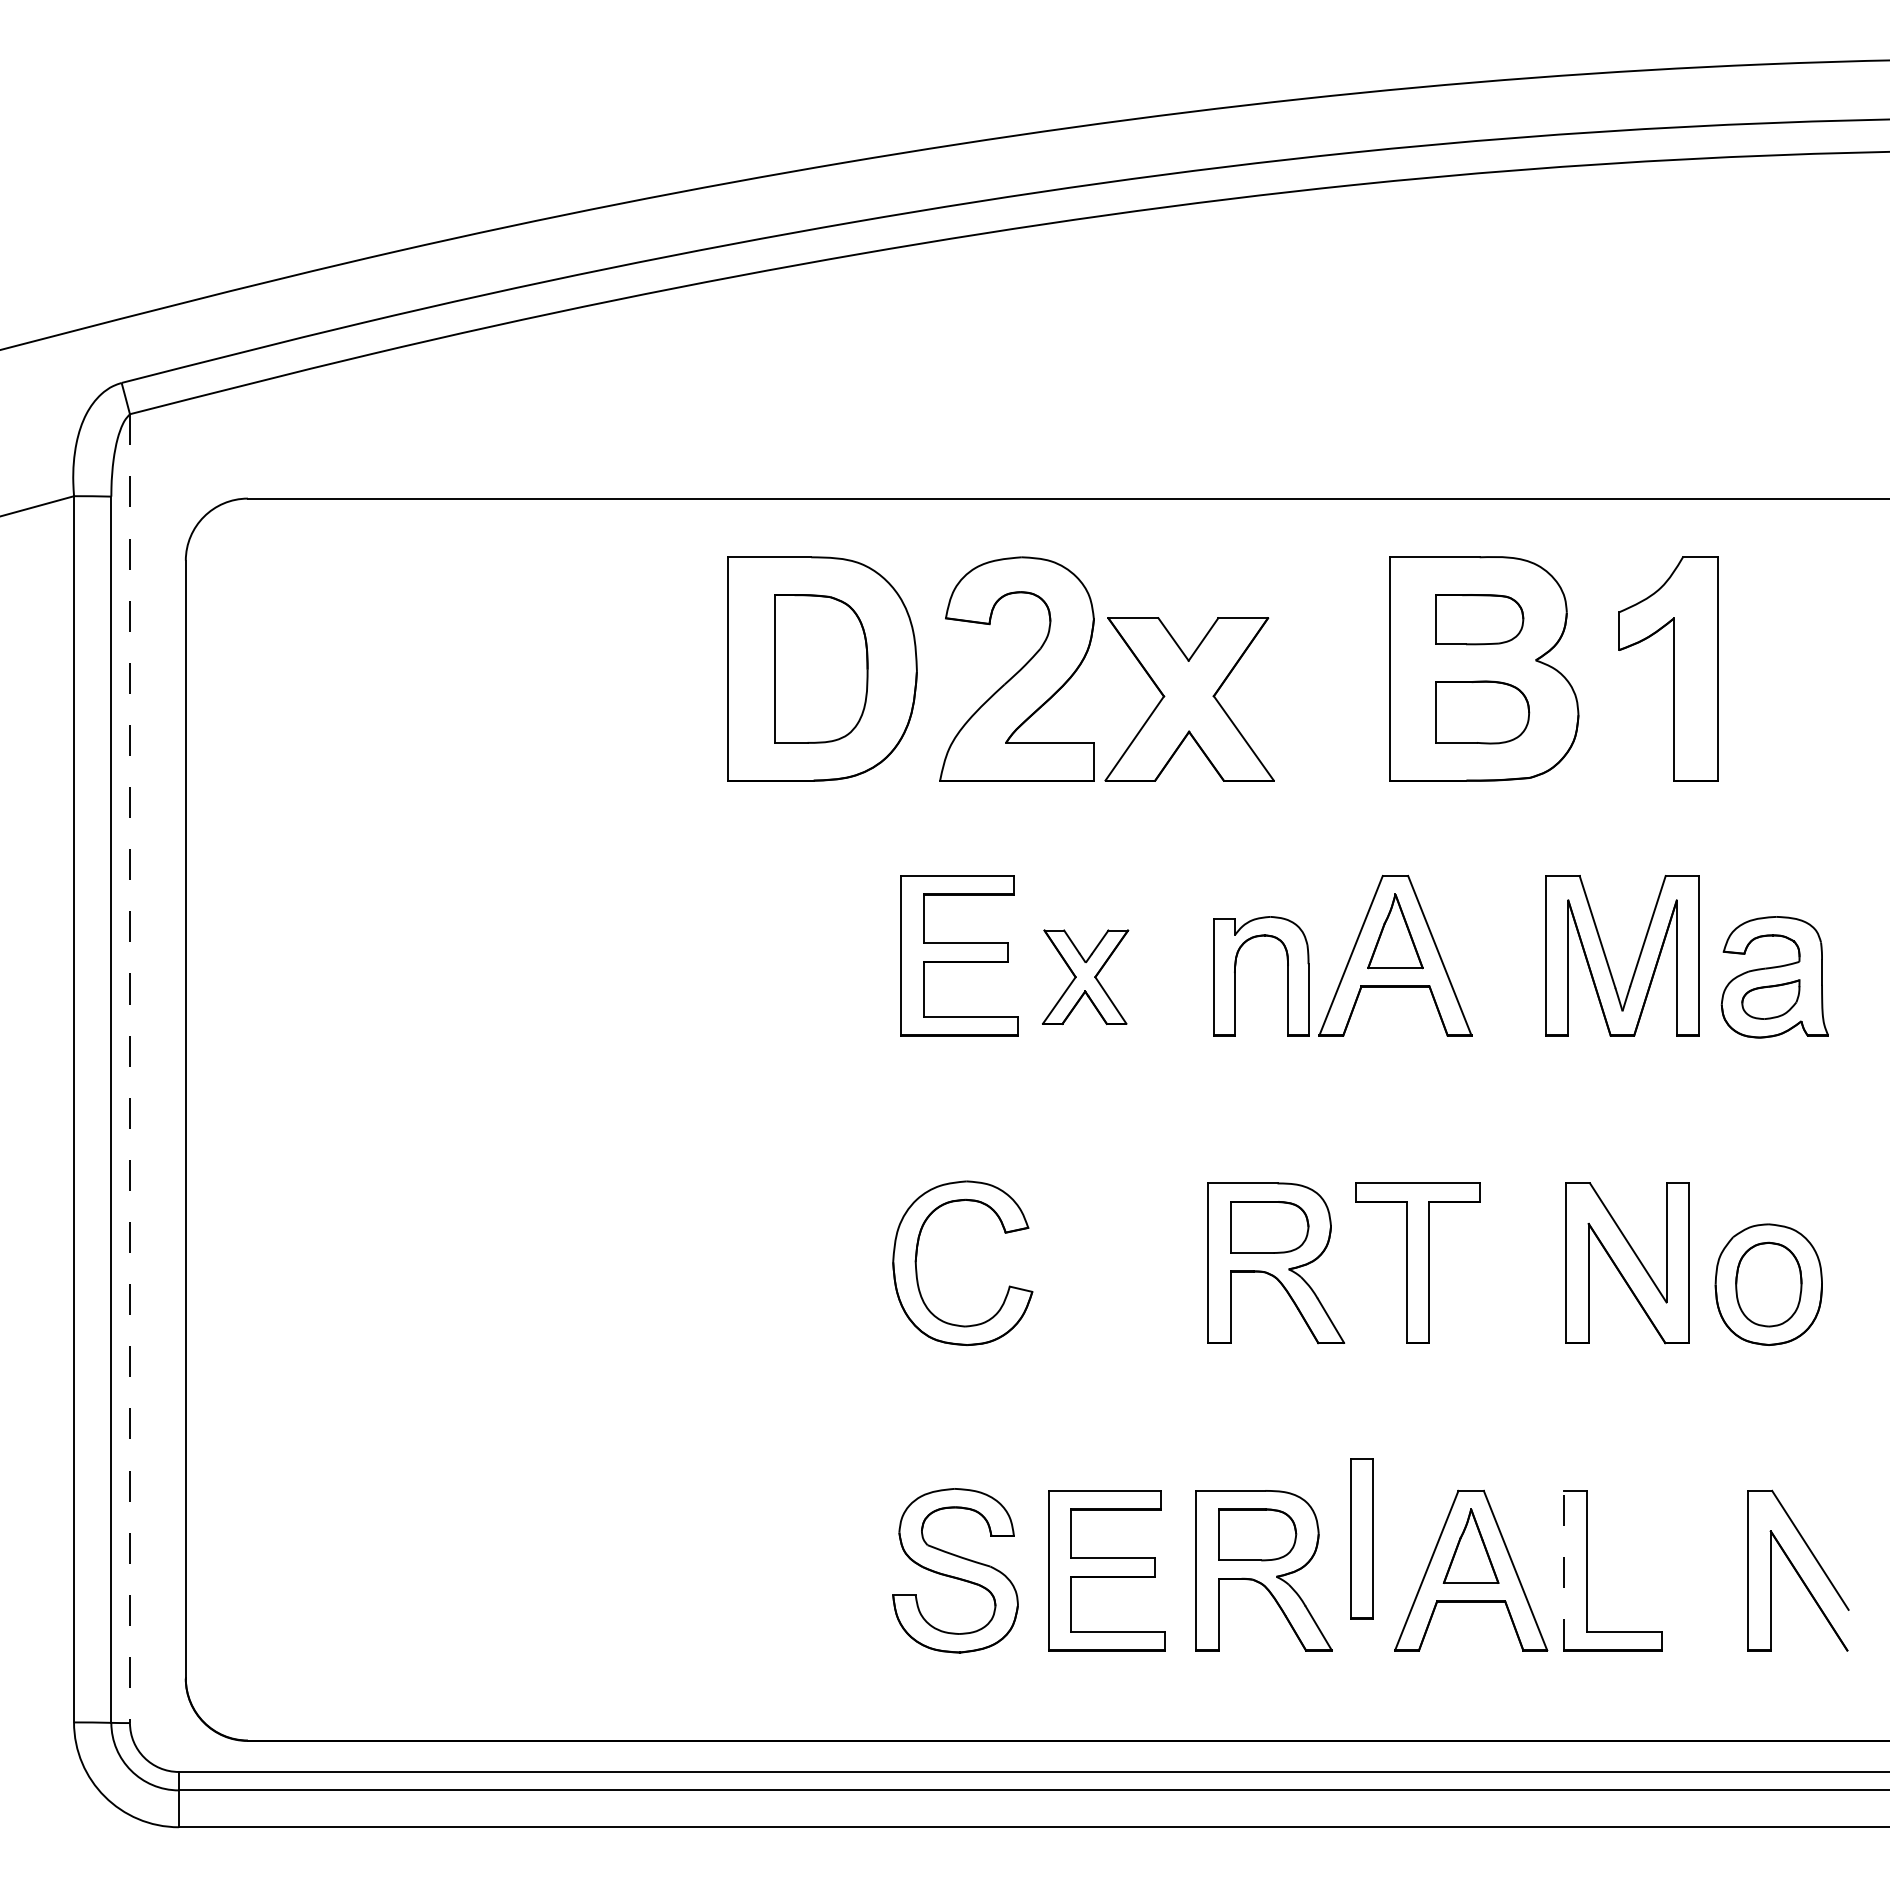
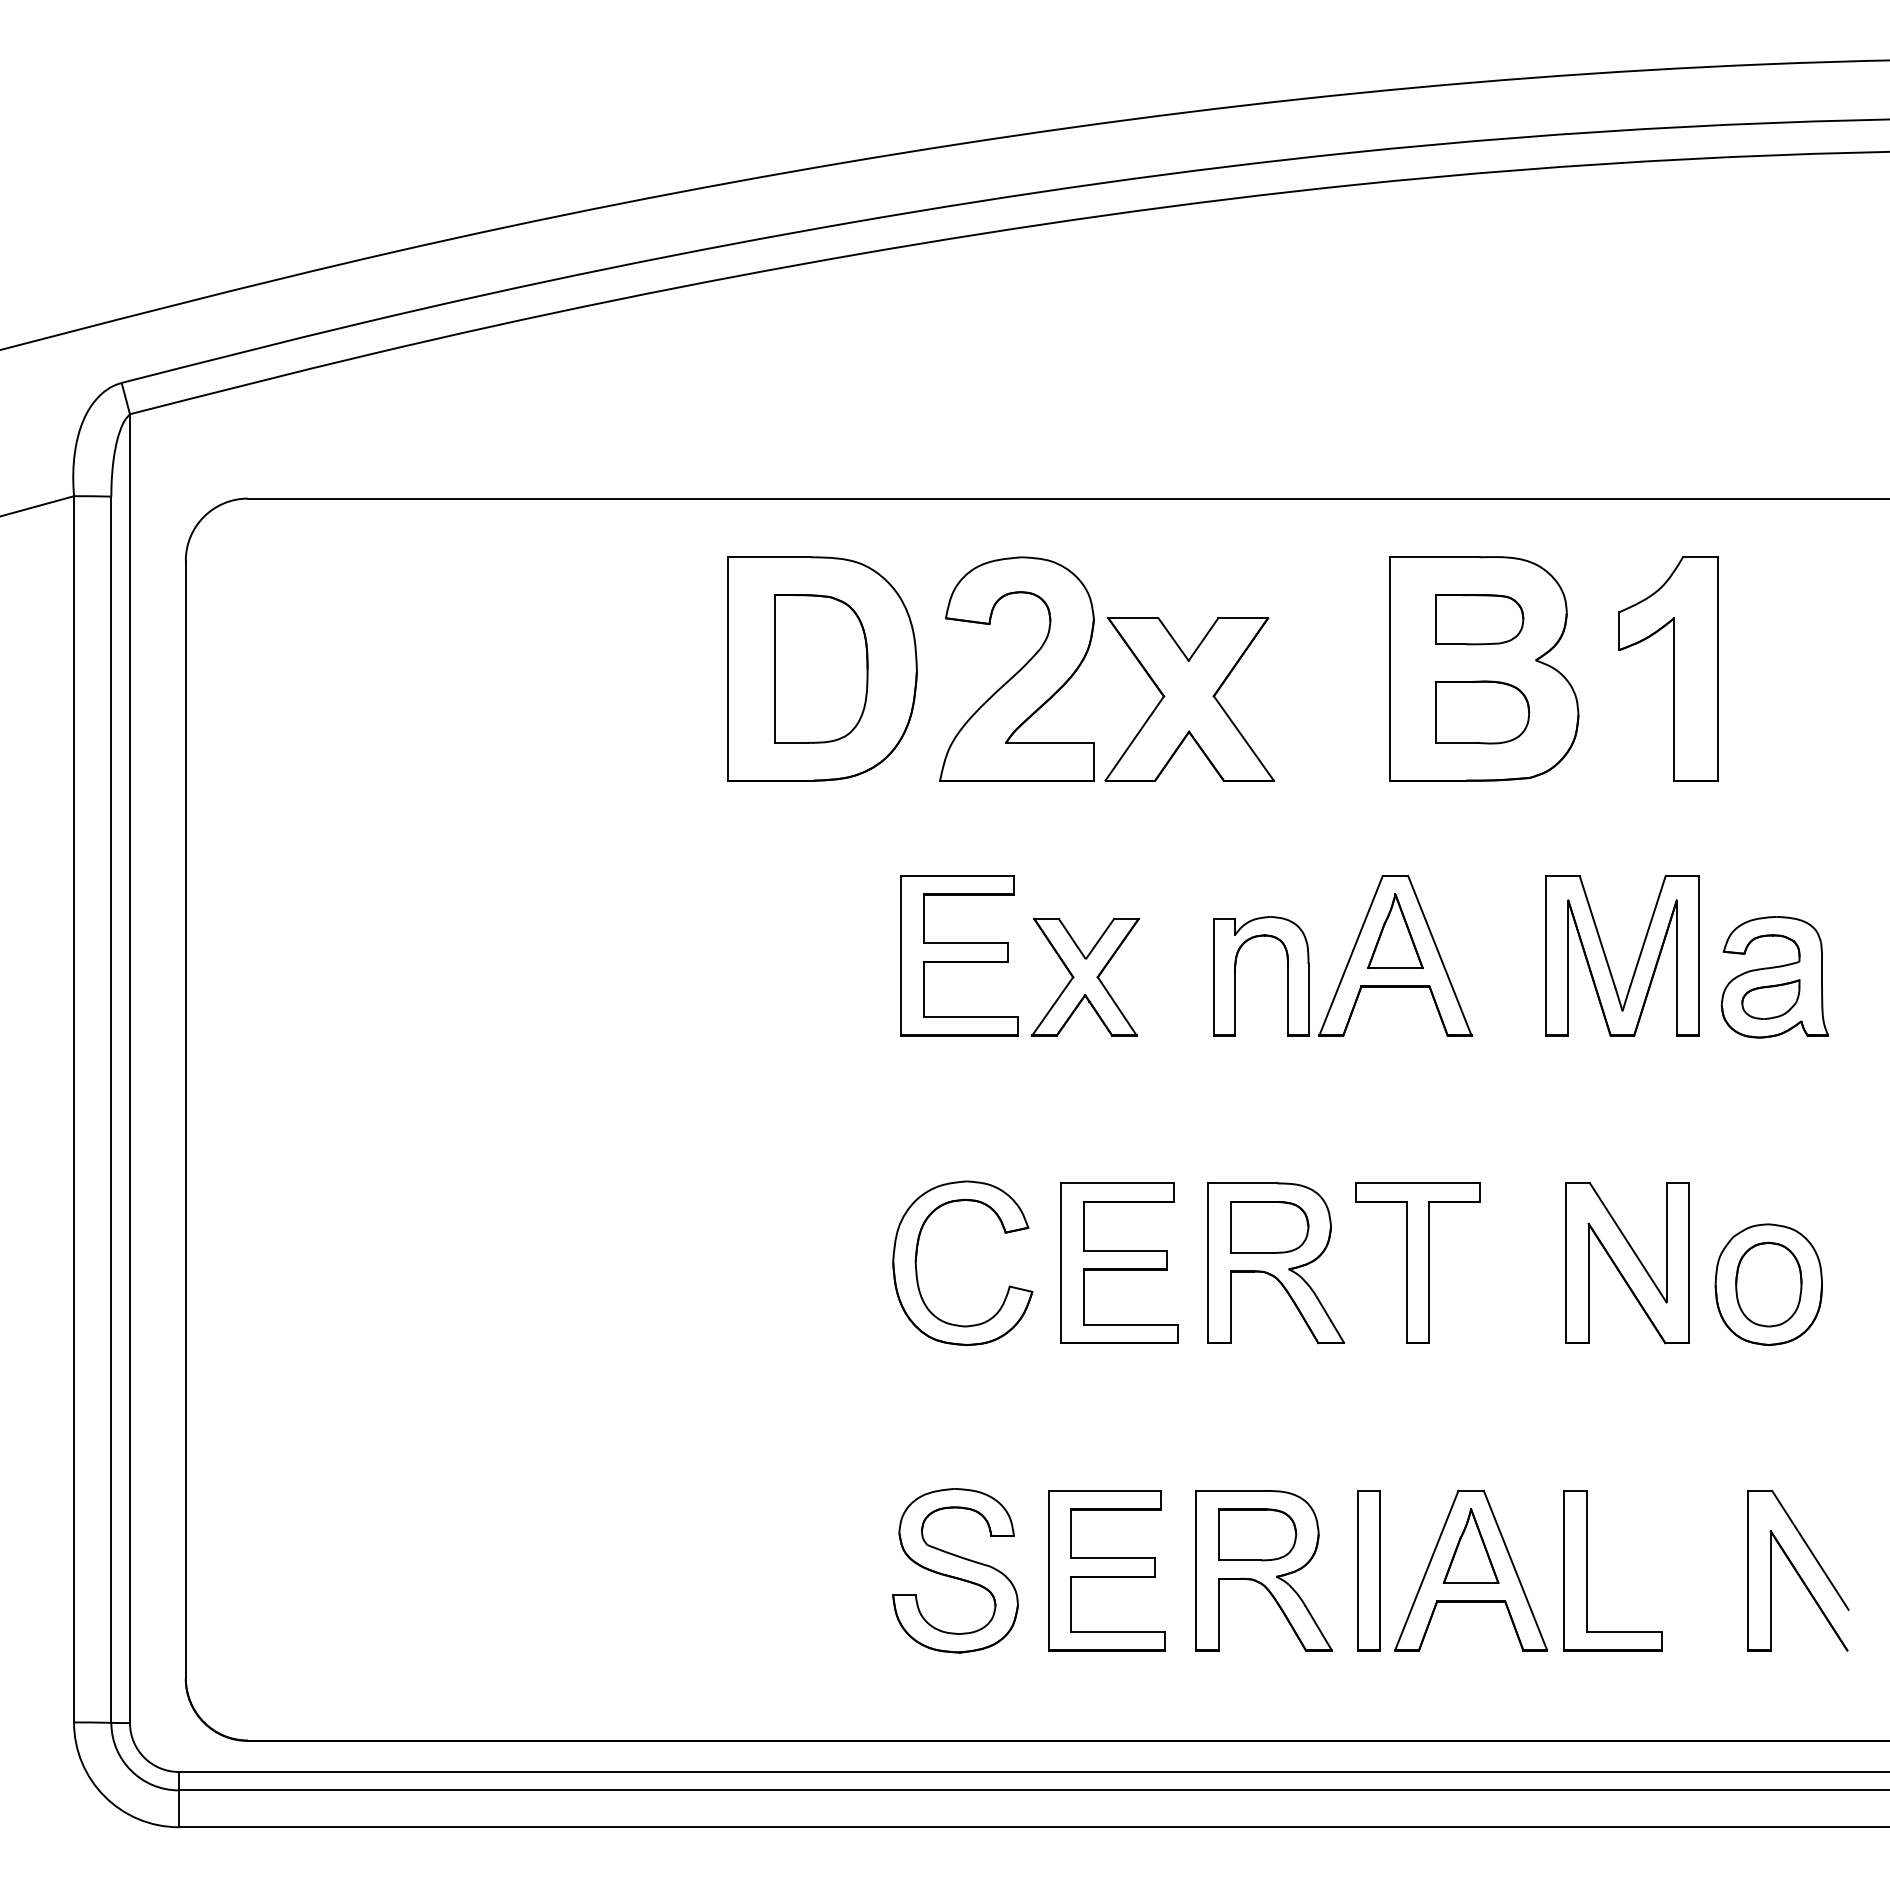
part size: 88x96 px -> 109x120 px (1085, 976)
line: dashed -> solid (129, 1069)
part: none -> present (1119, 1262)
part position: (1361, 1538) -> (1368, 1570) (1368, 1570)
line: dashed -> solid (1564, 1570)
